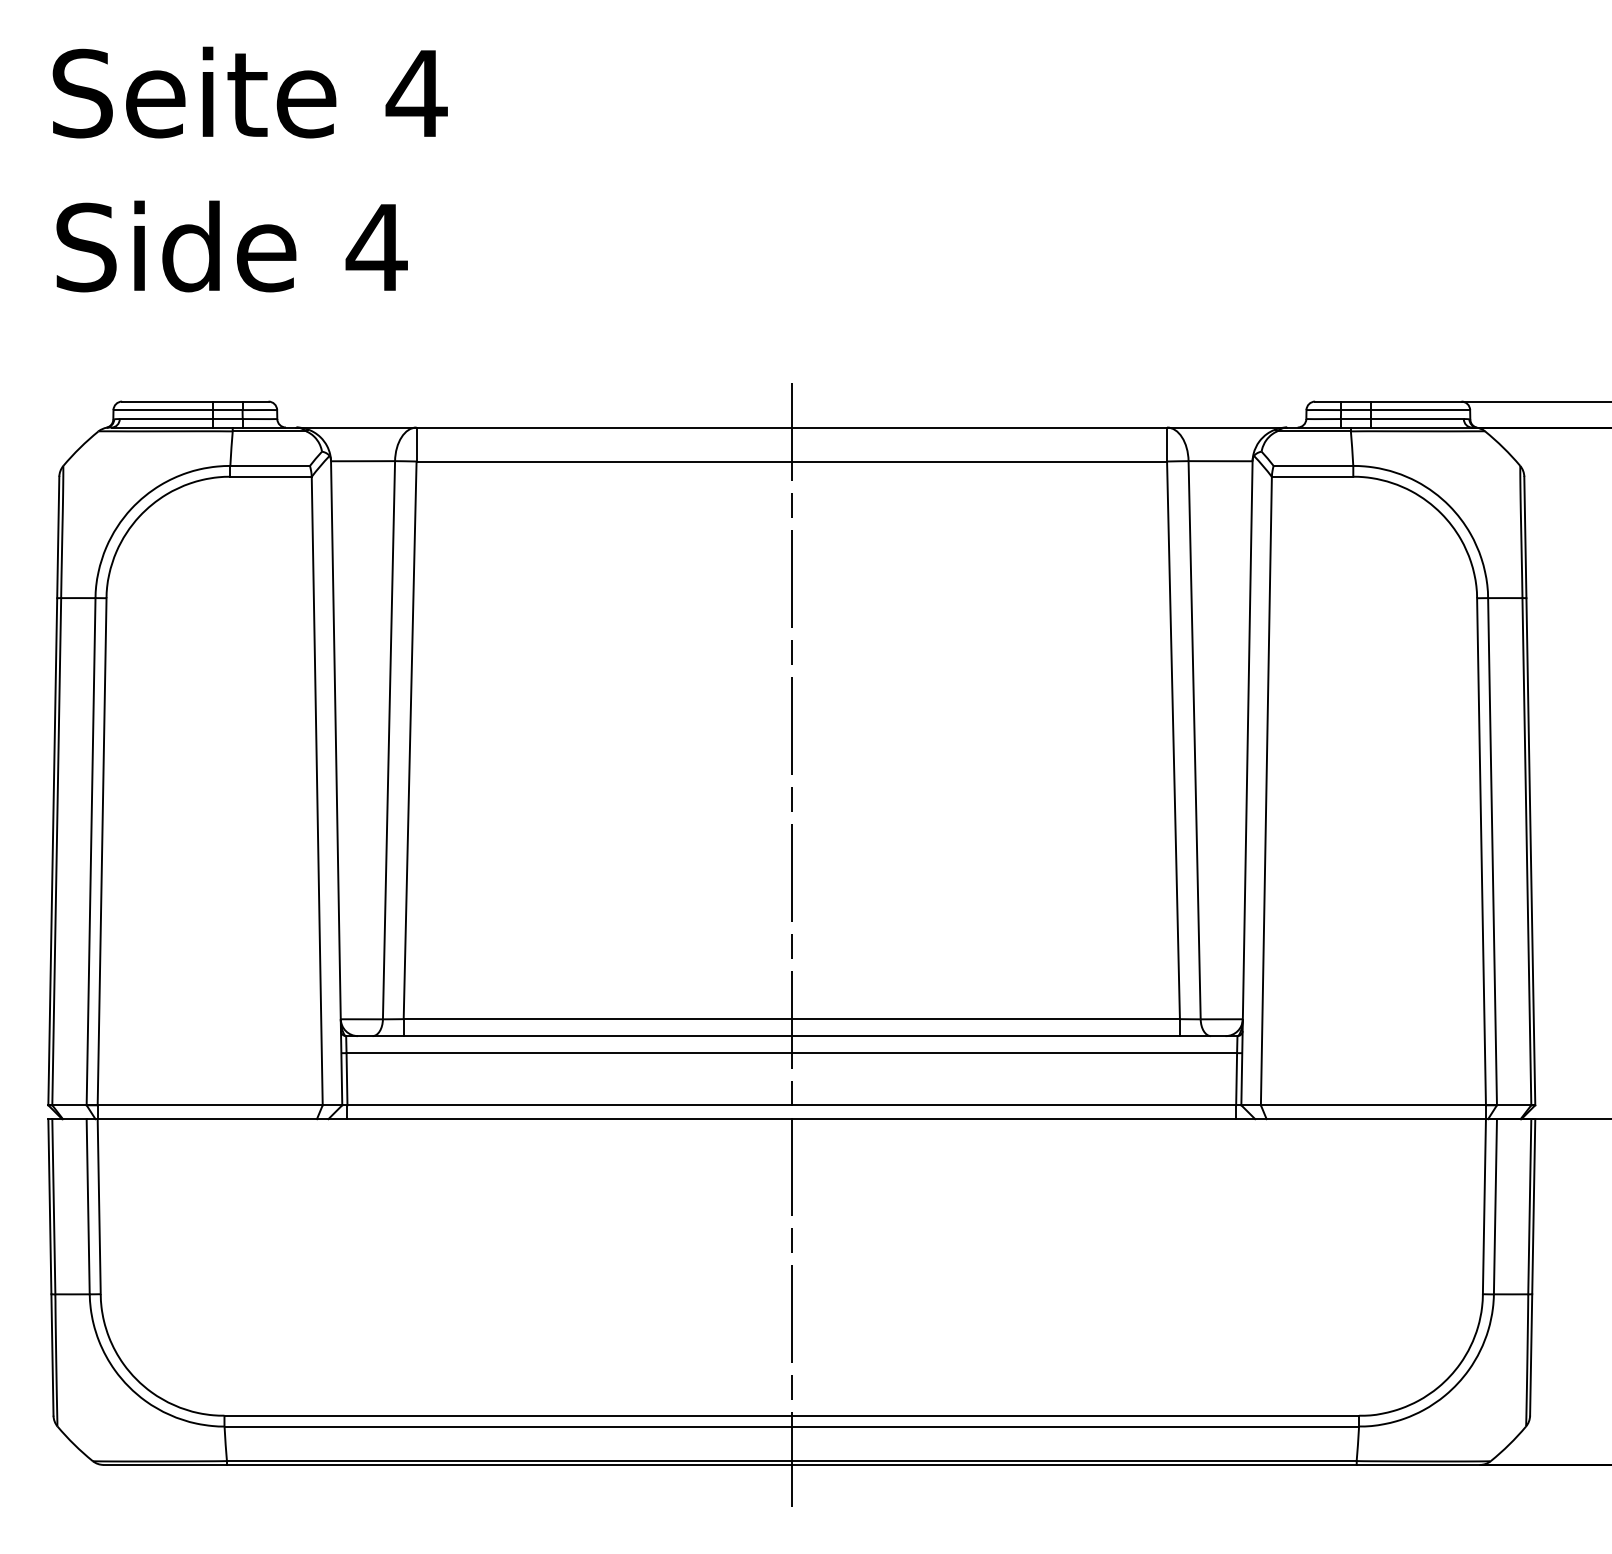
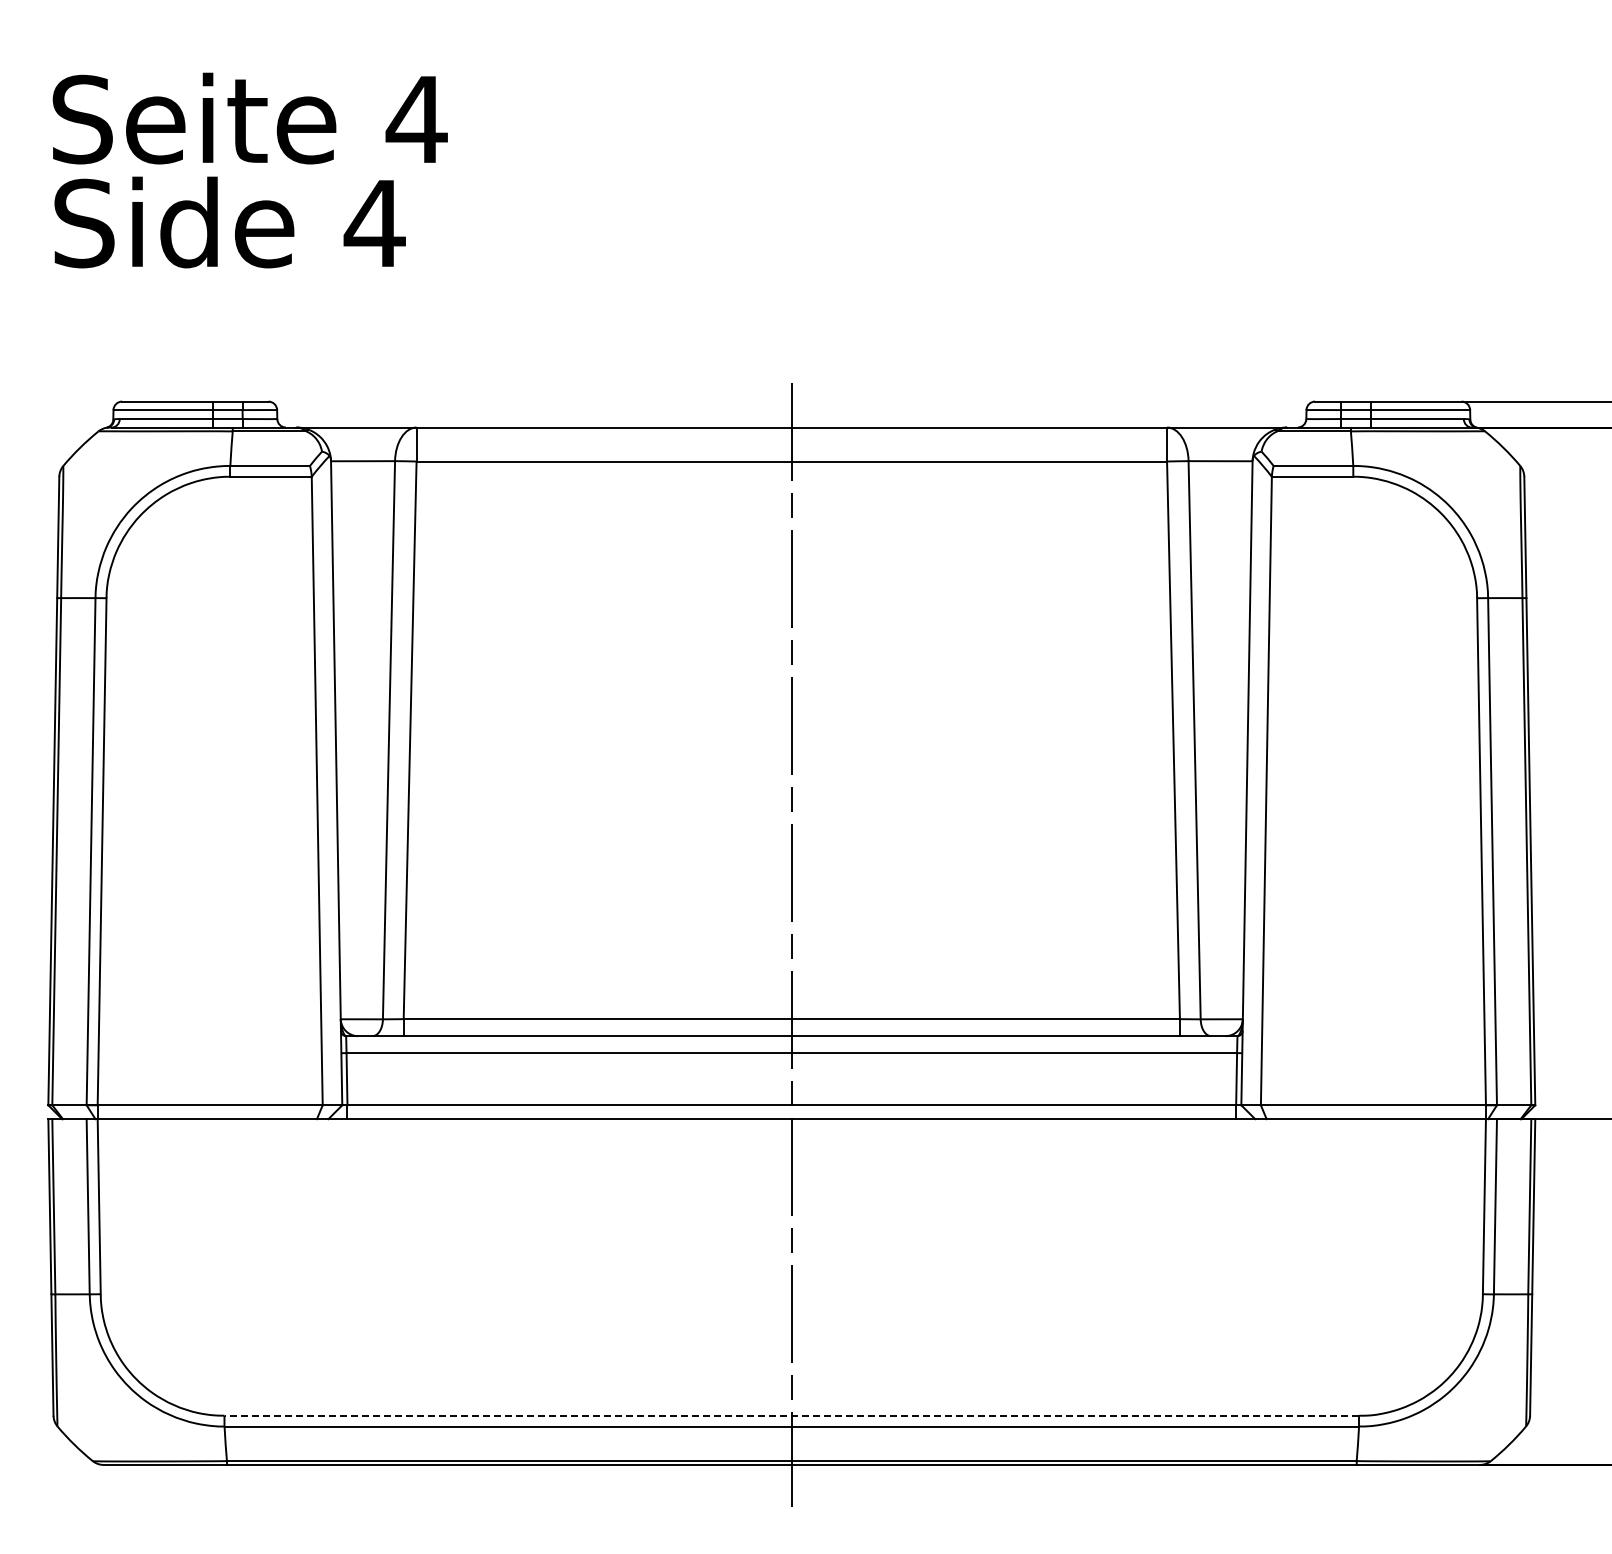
text position: (249, 92) -> (249, 118) (249, 118)
text position: (231, 246) -> (229, 222) (229, 222)
line: solid -> dashed (791, 1415)
